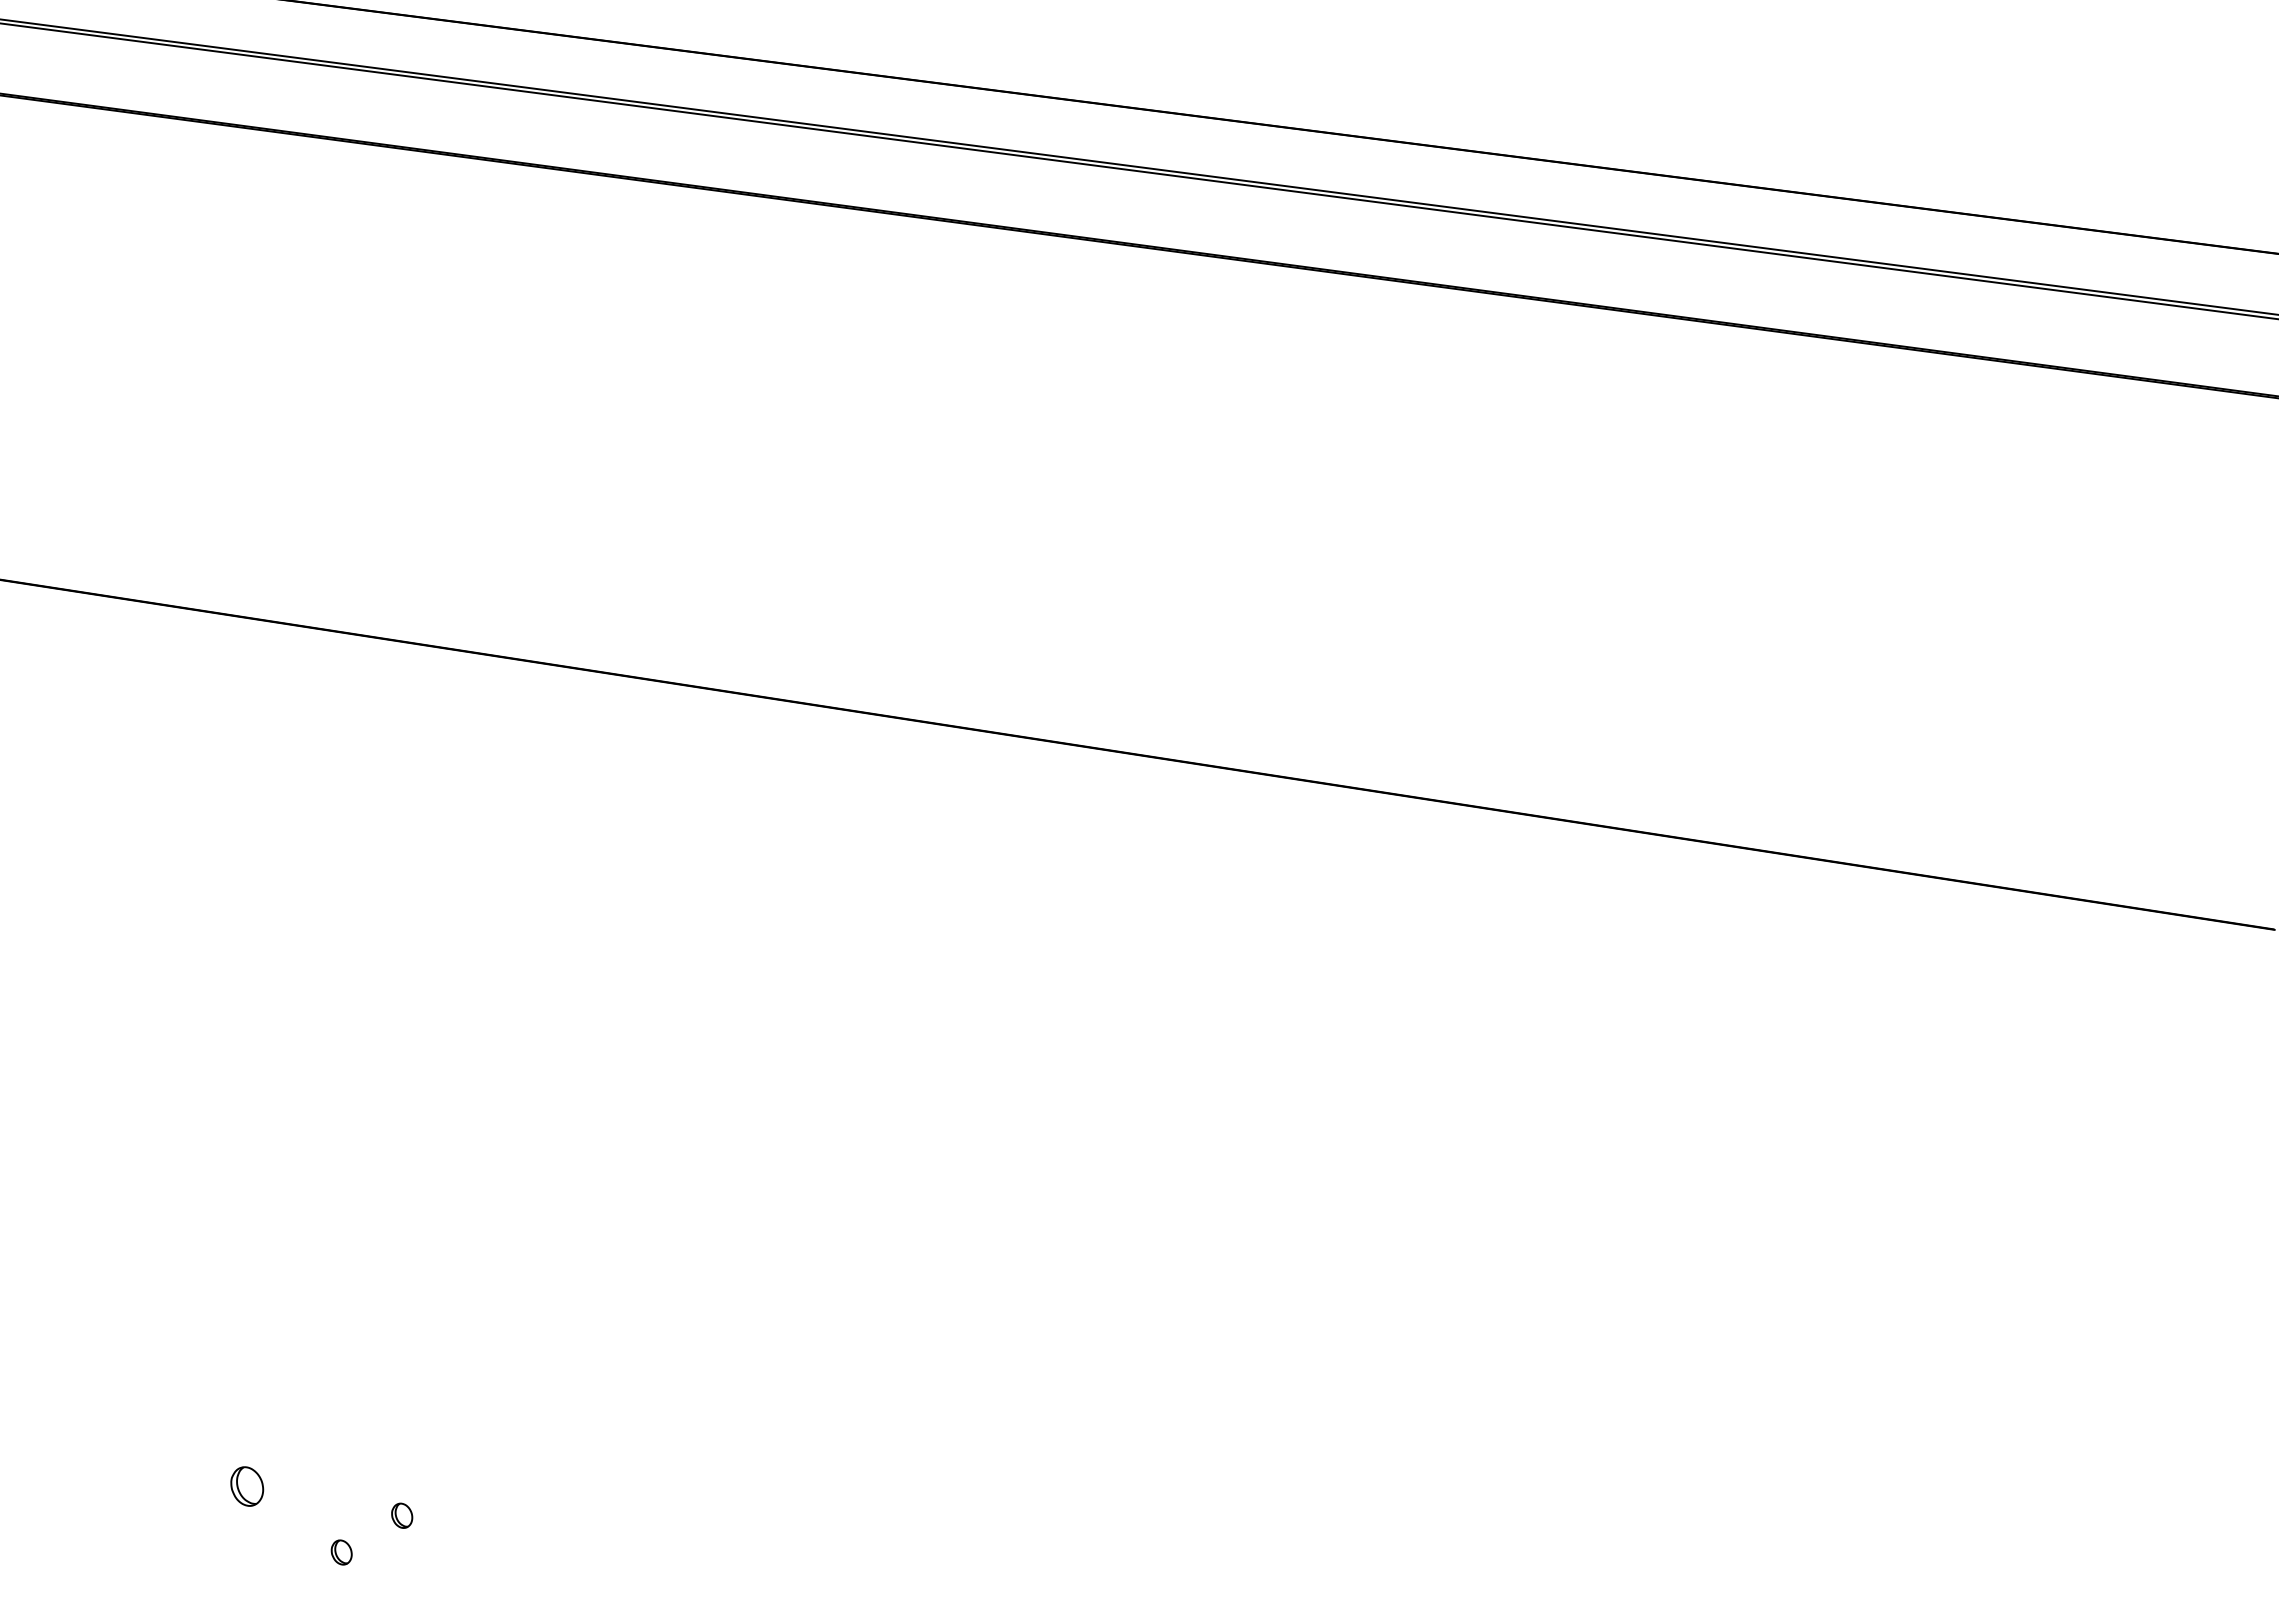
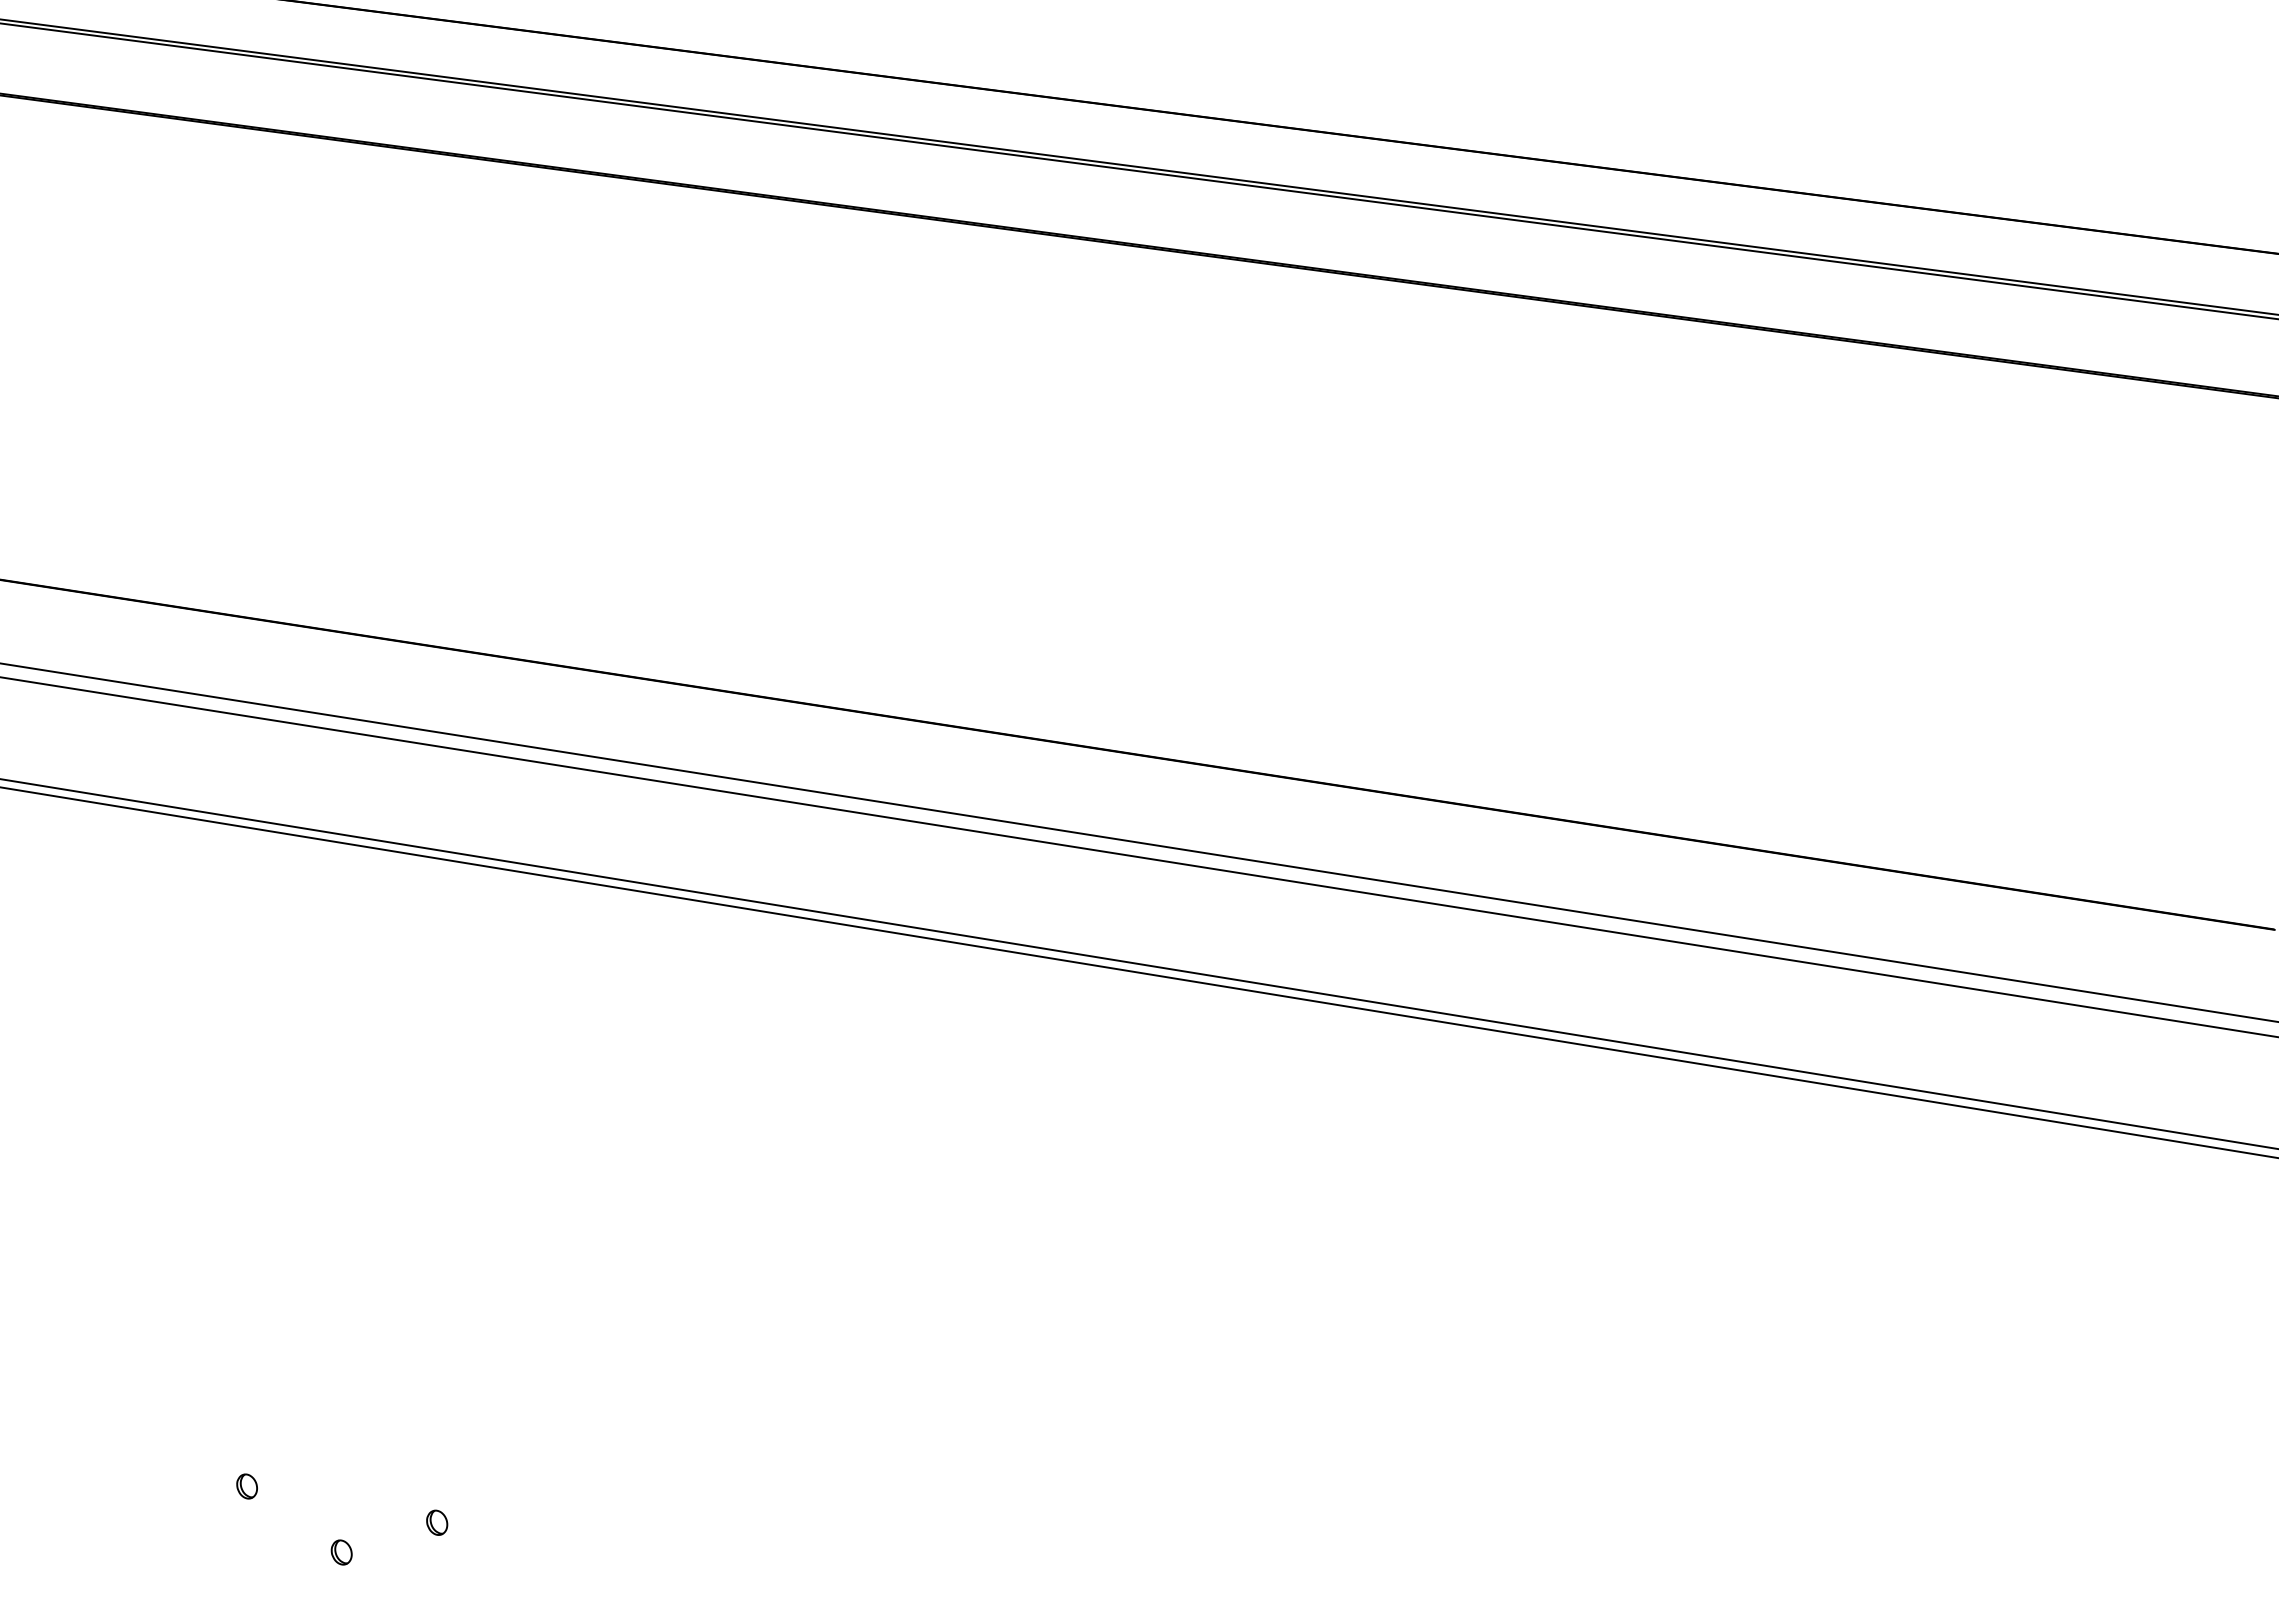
line: none -> present (1138, 842)
line: none -> present (1138, 856)
line: none -> present (1138, 963)
line: none -> present (1138, 972)
part size: 35x41 px -> 22x27 px (246, 1486)
part position: (402, 1515) -> (437, 1522) (437, 1522)
